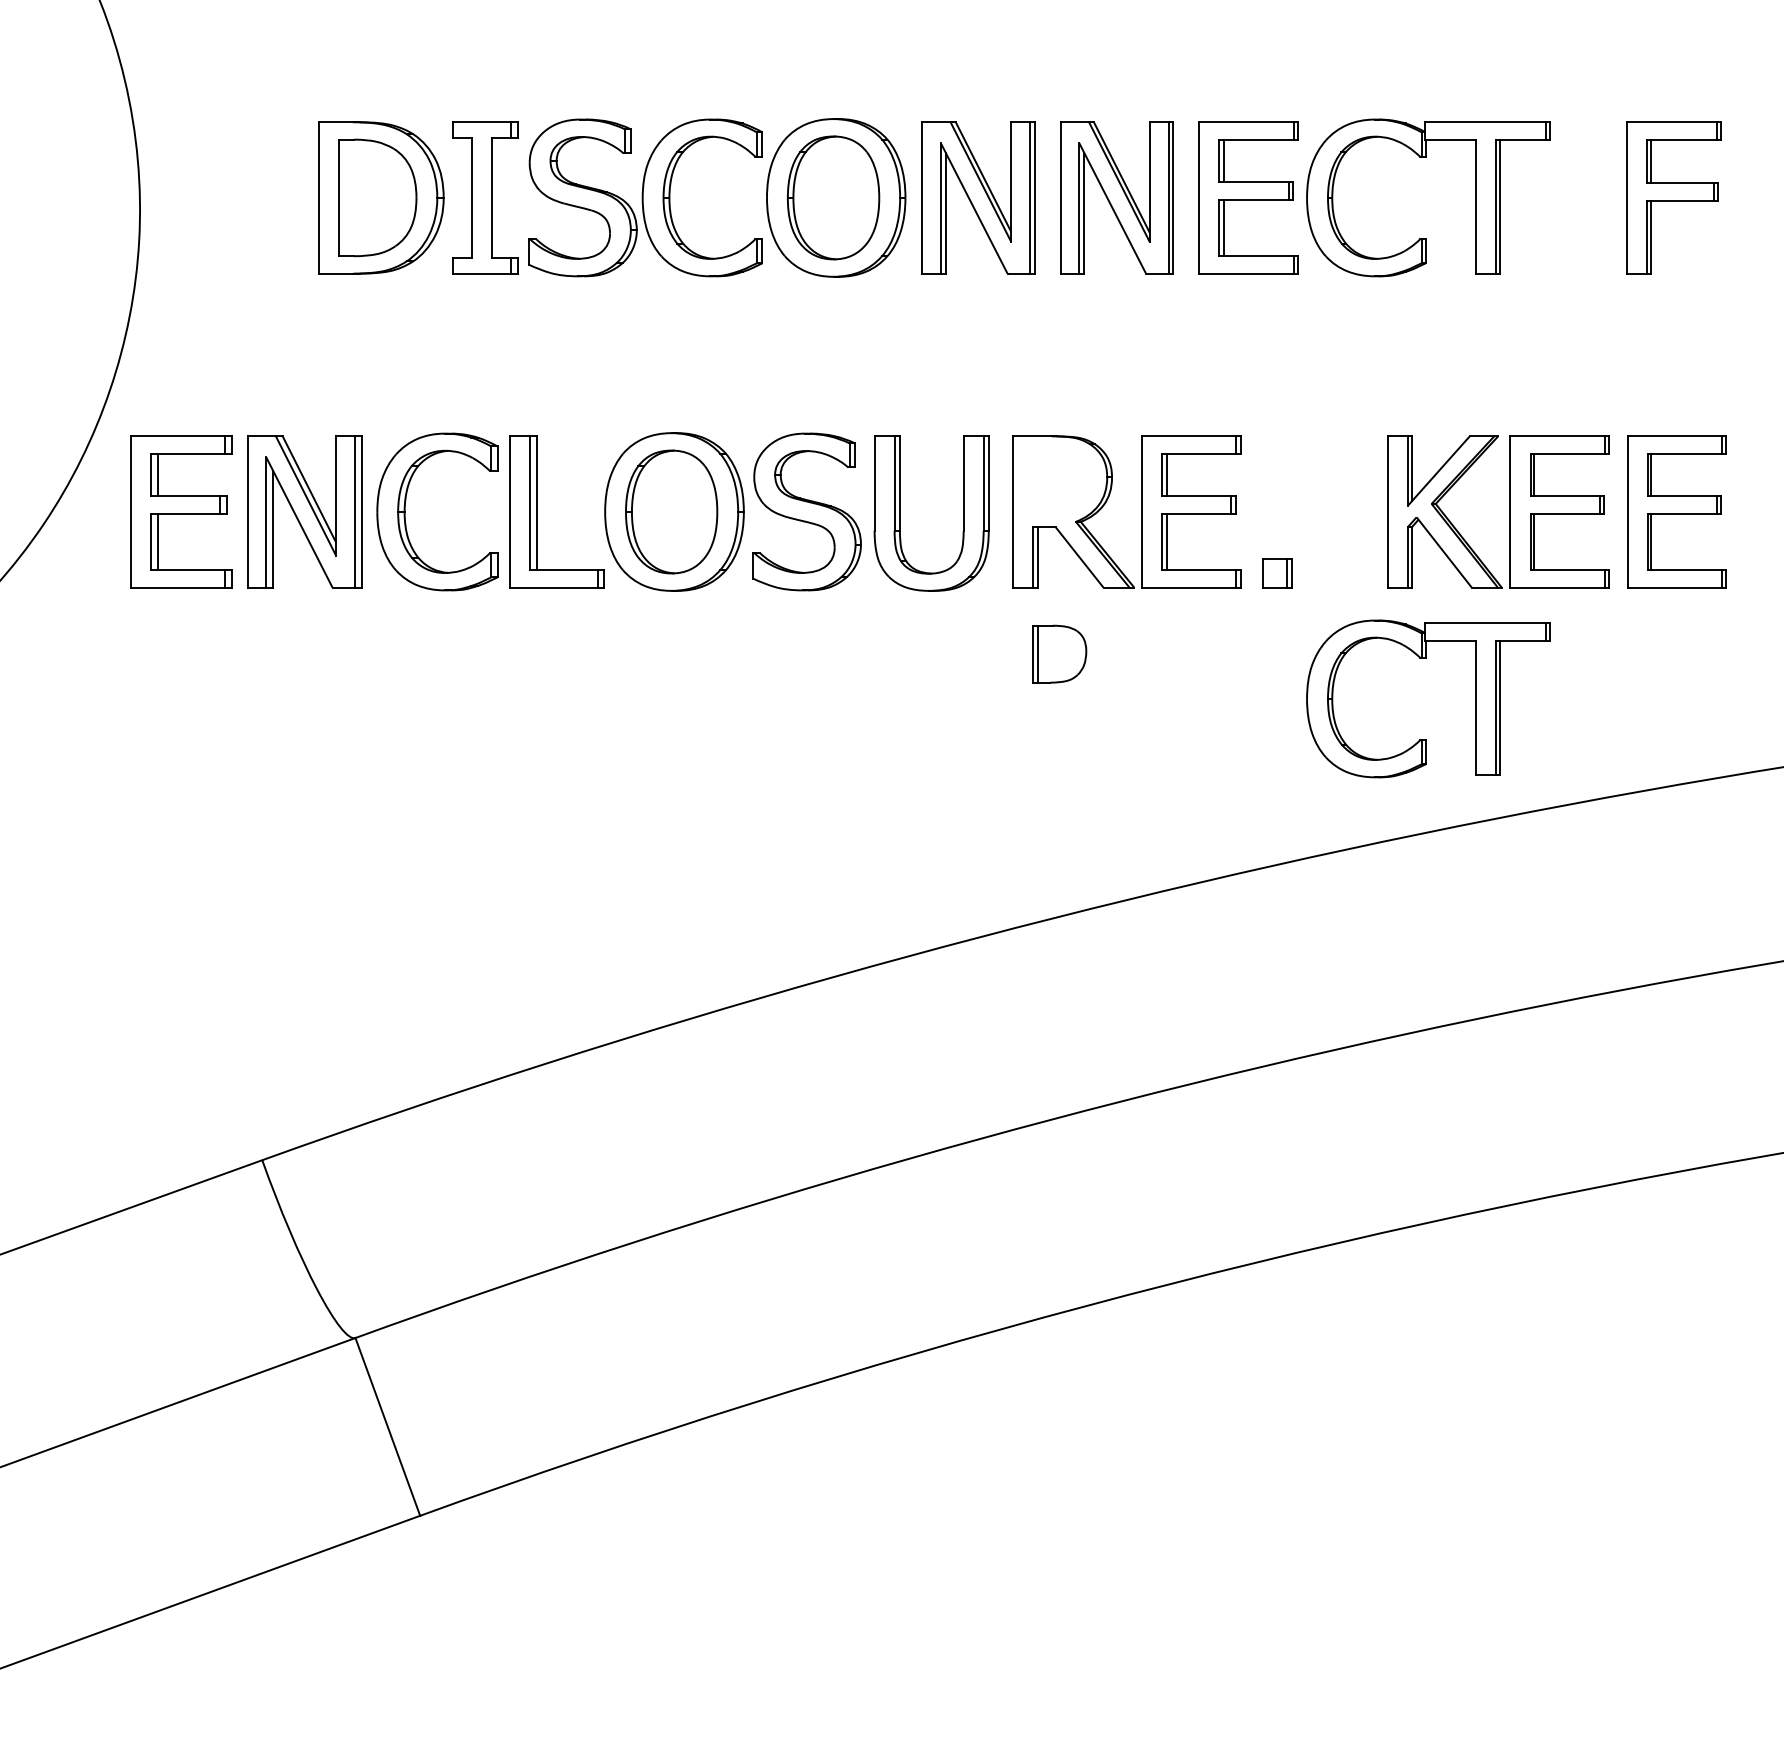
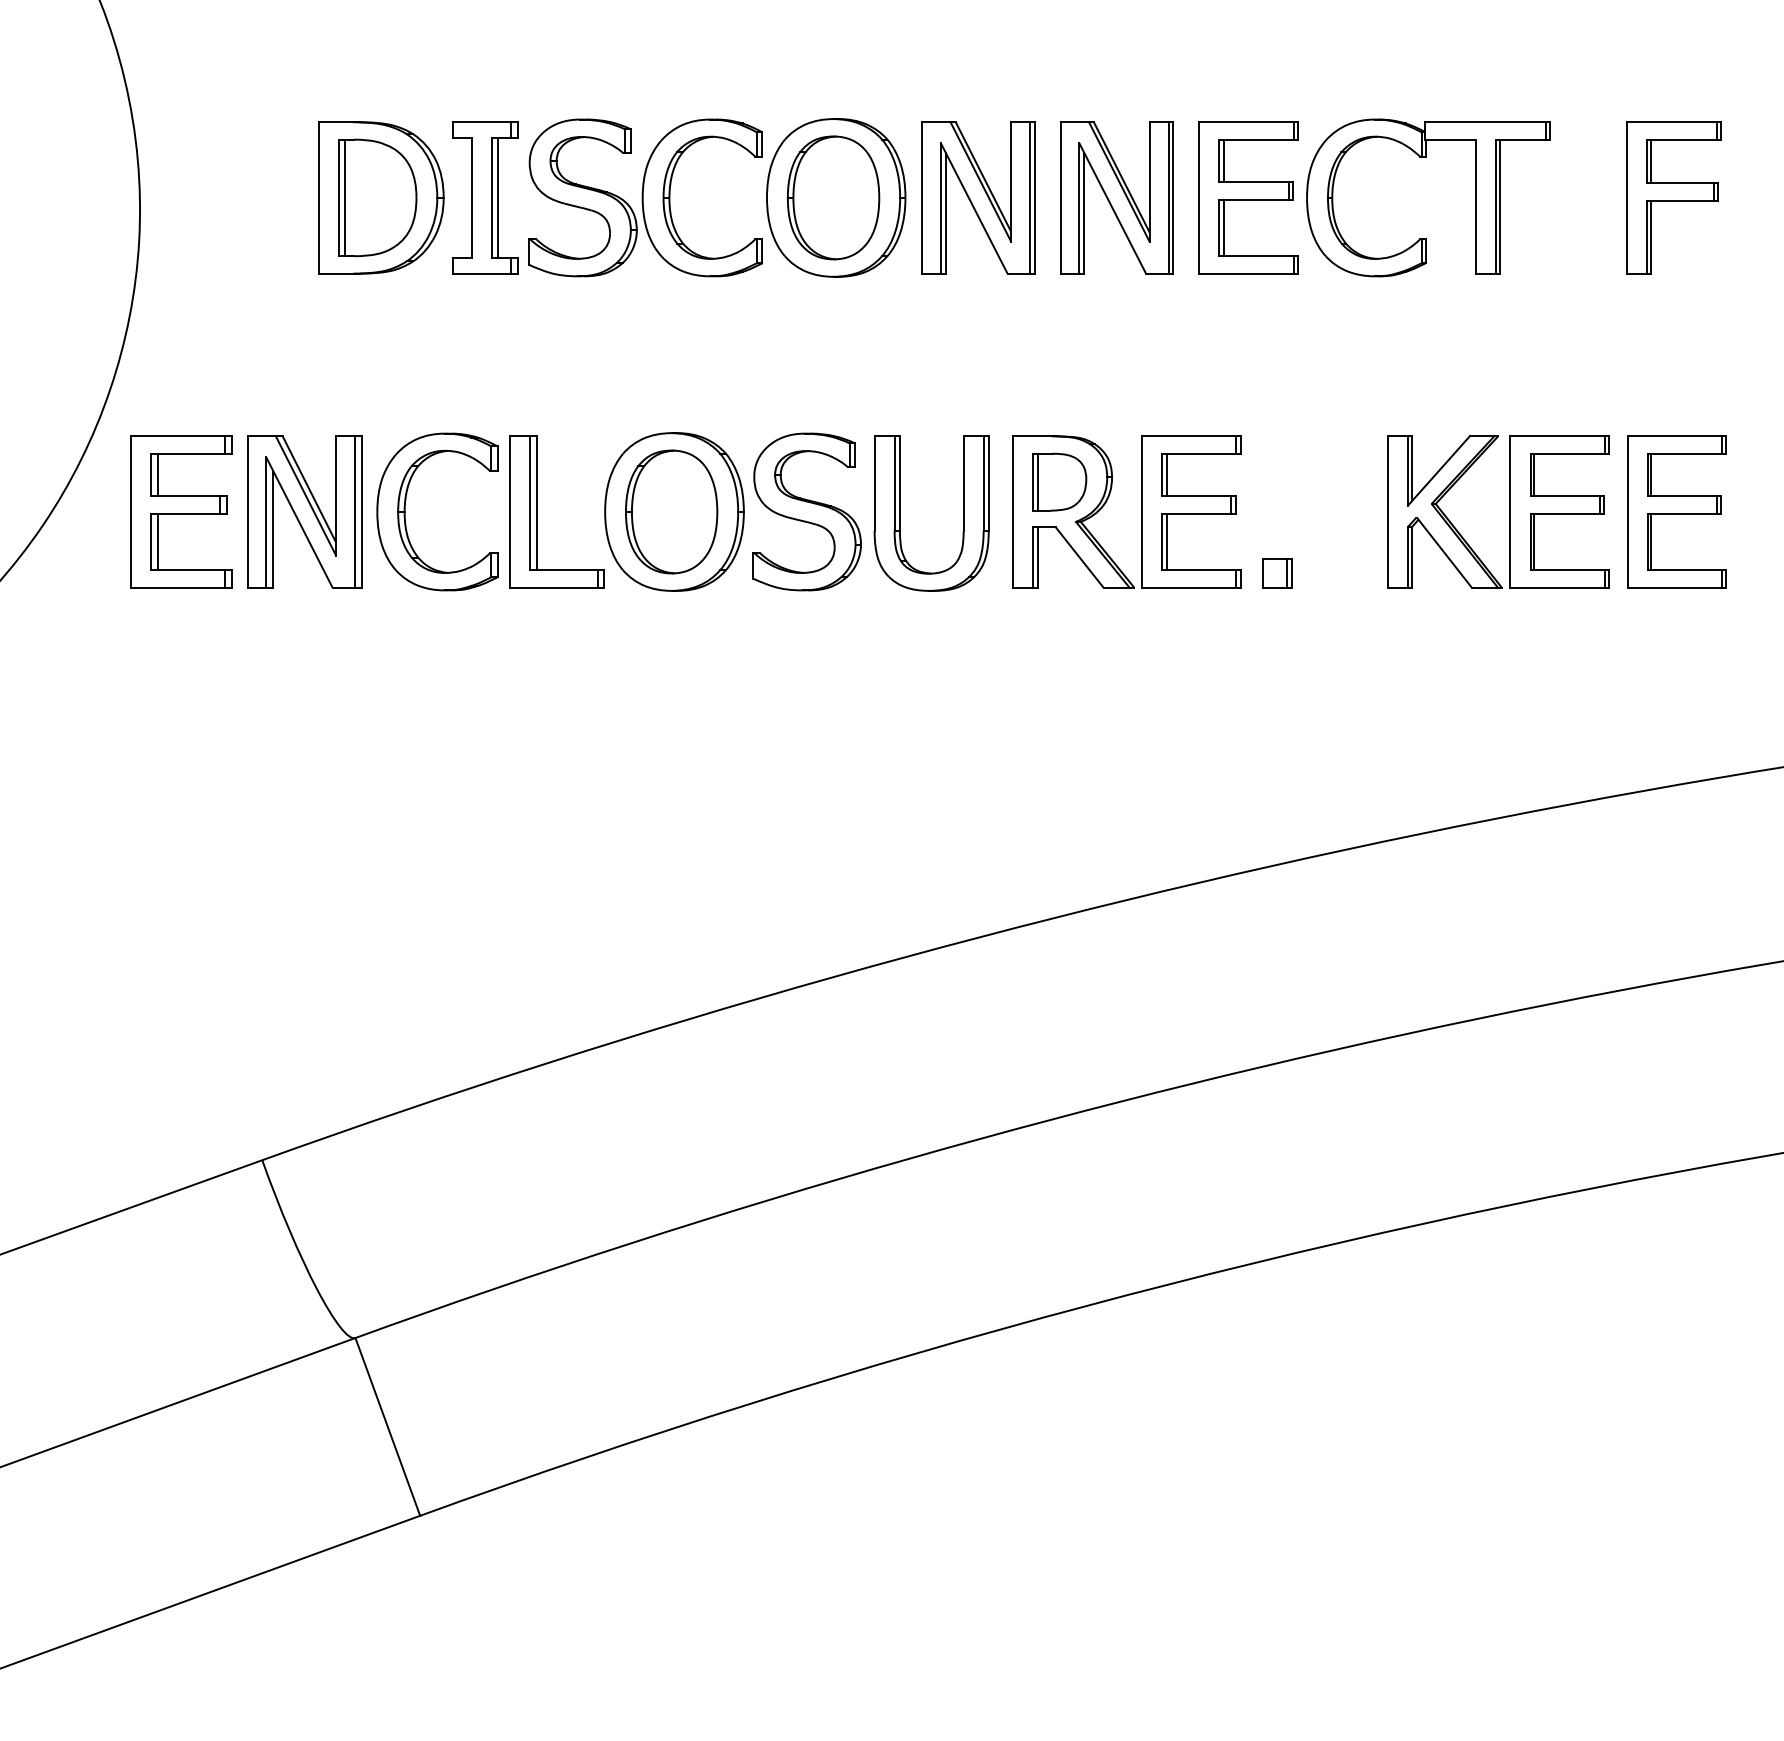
line: none -> present (345, 197)
line: none -> present (498, 197)
part position: (1059, 653) -> (1059, 481) (1059, 481)
part: present -> none (1426, 658)
